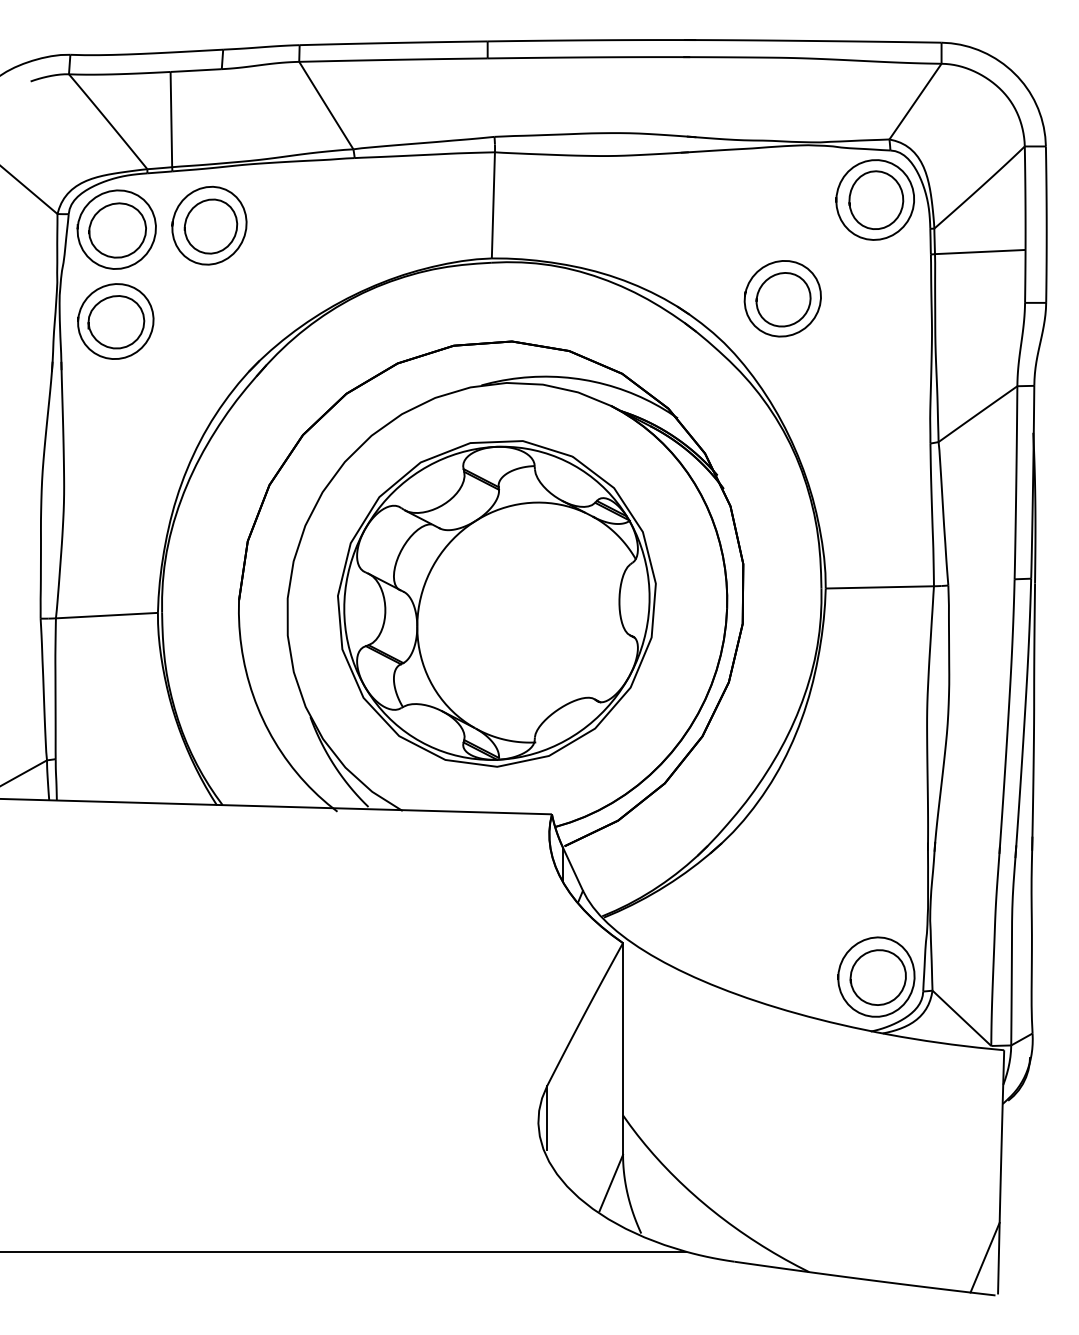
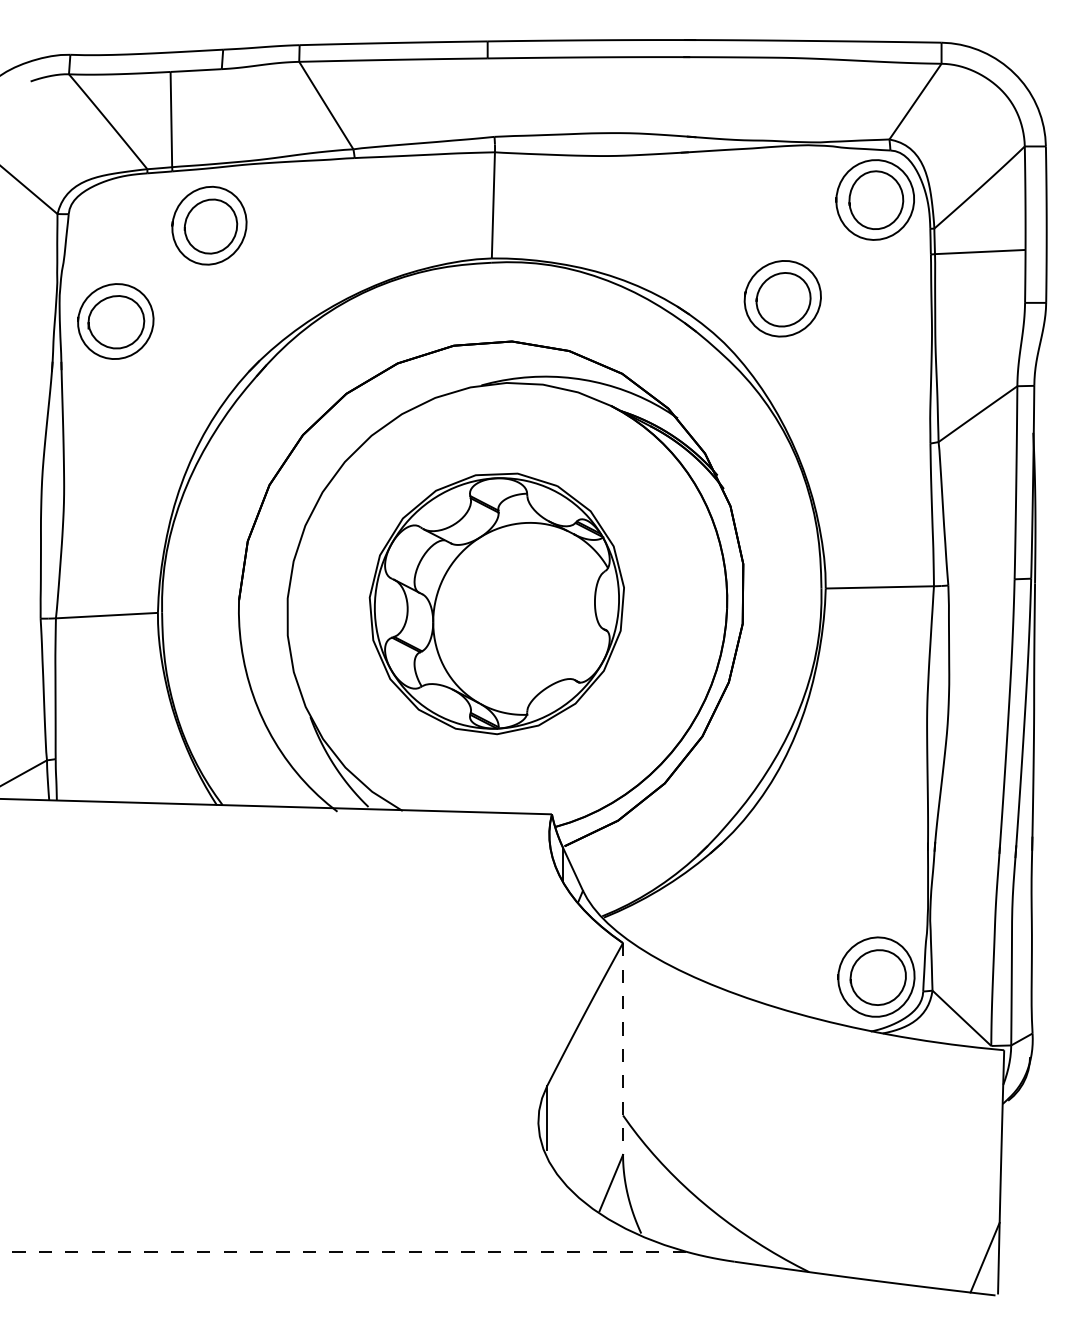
part: present -> none (116, 229)
part size: 320x328 px -> 257x264 px (496, 603)
line: solid -> dashed (623, 1049)
line: solid -> dashed (342, 1251)
